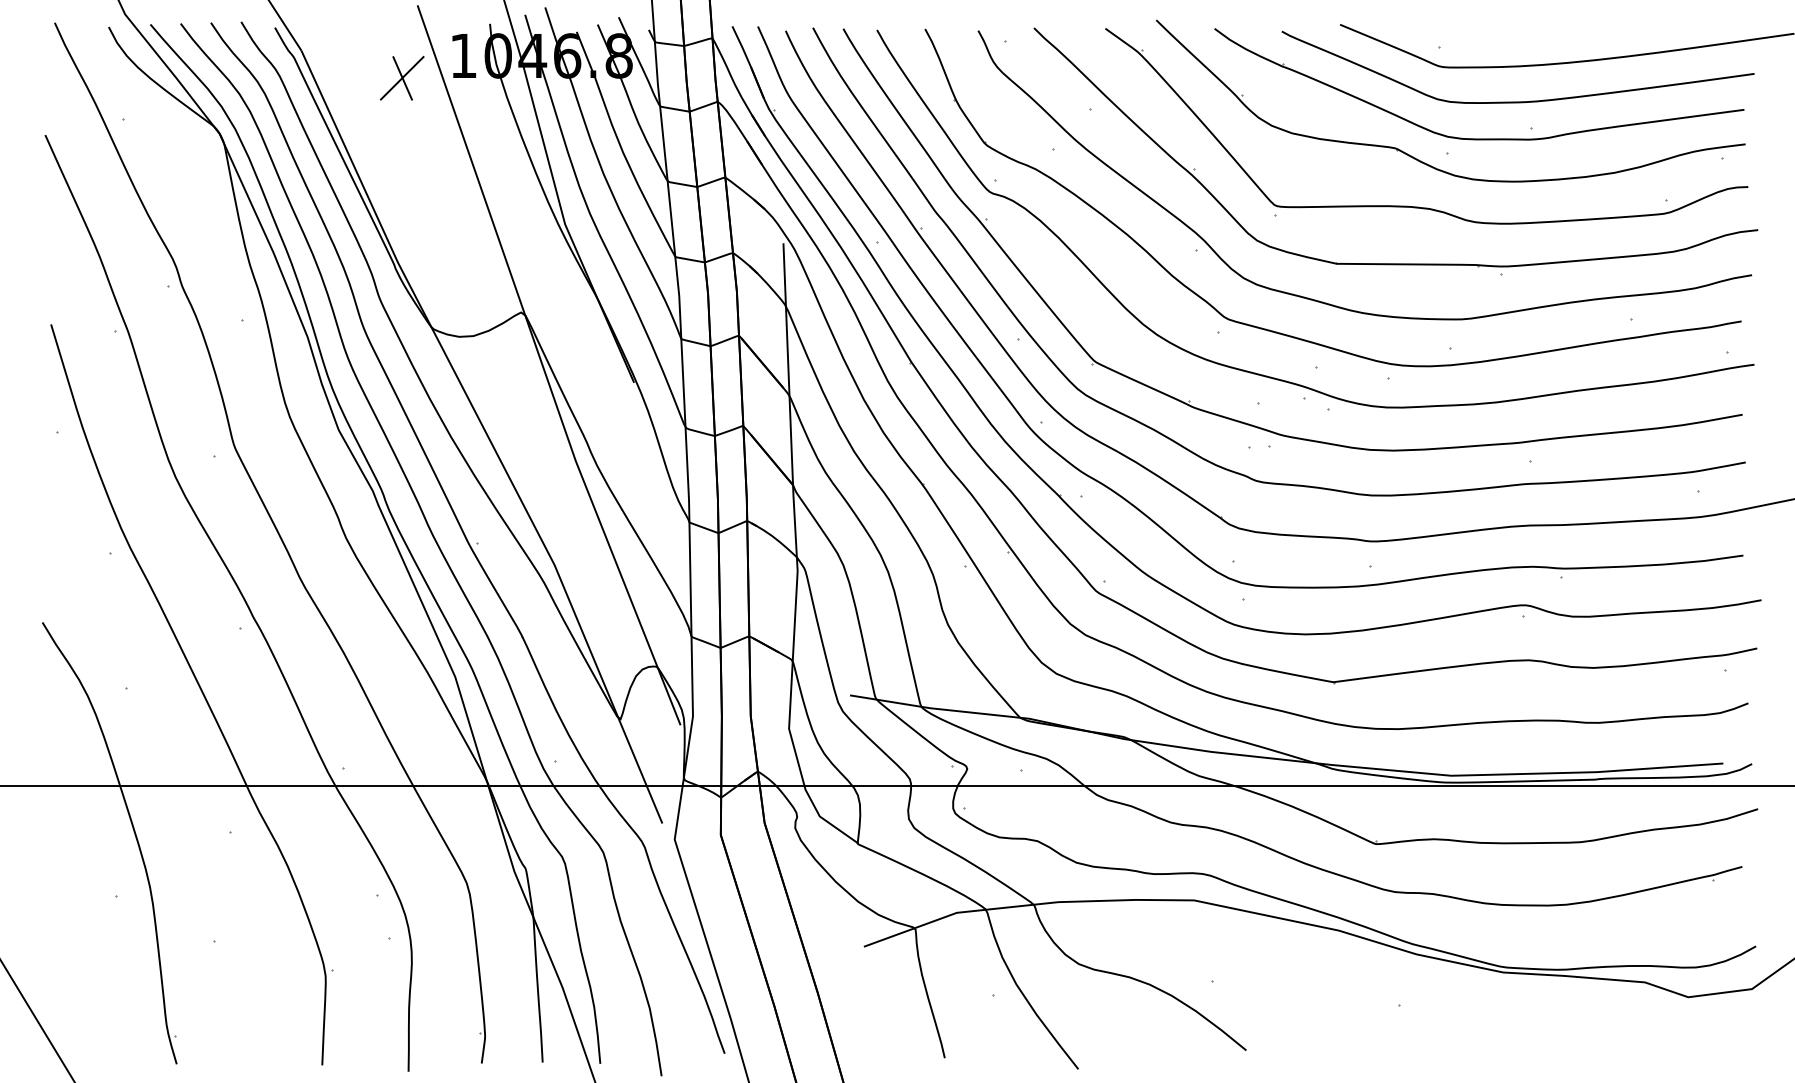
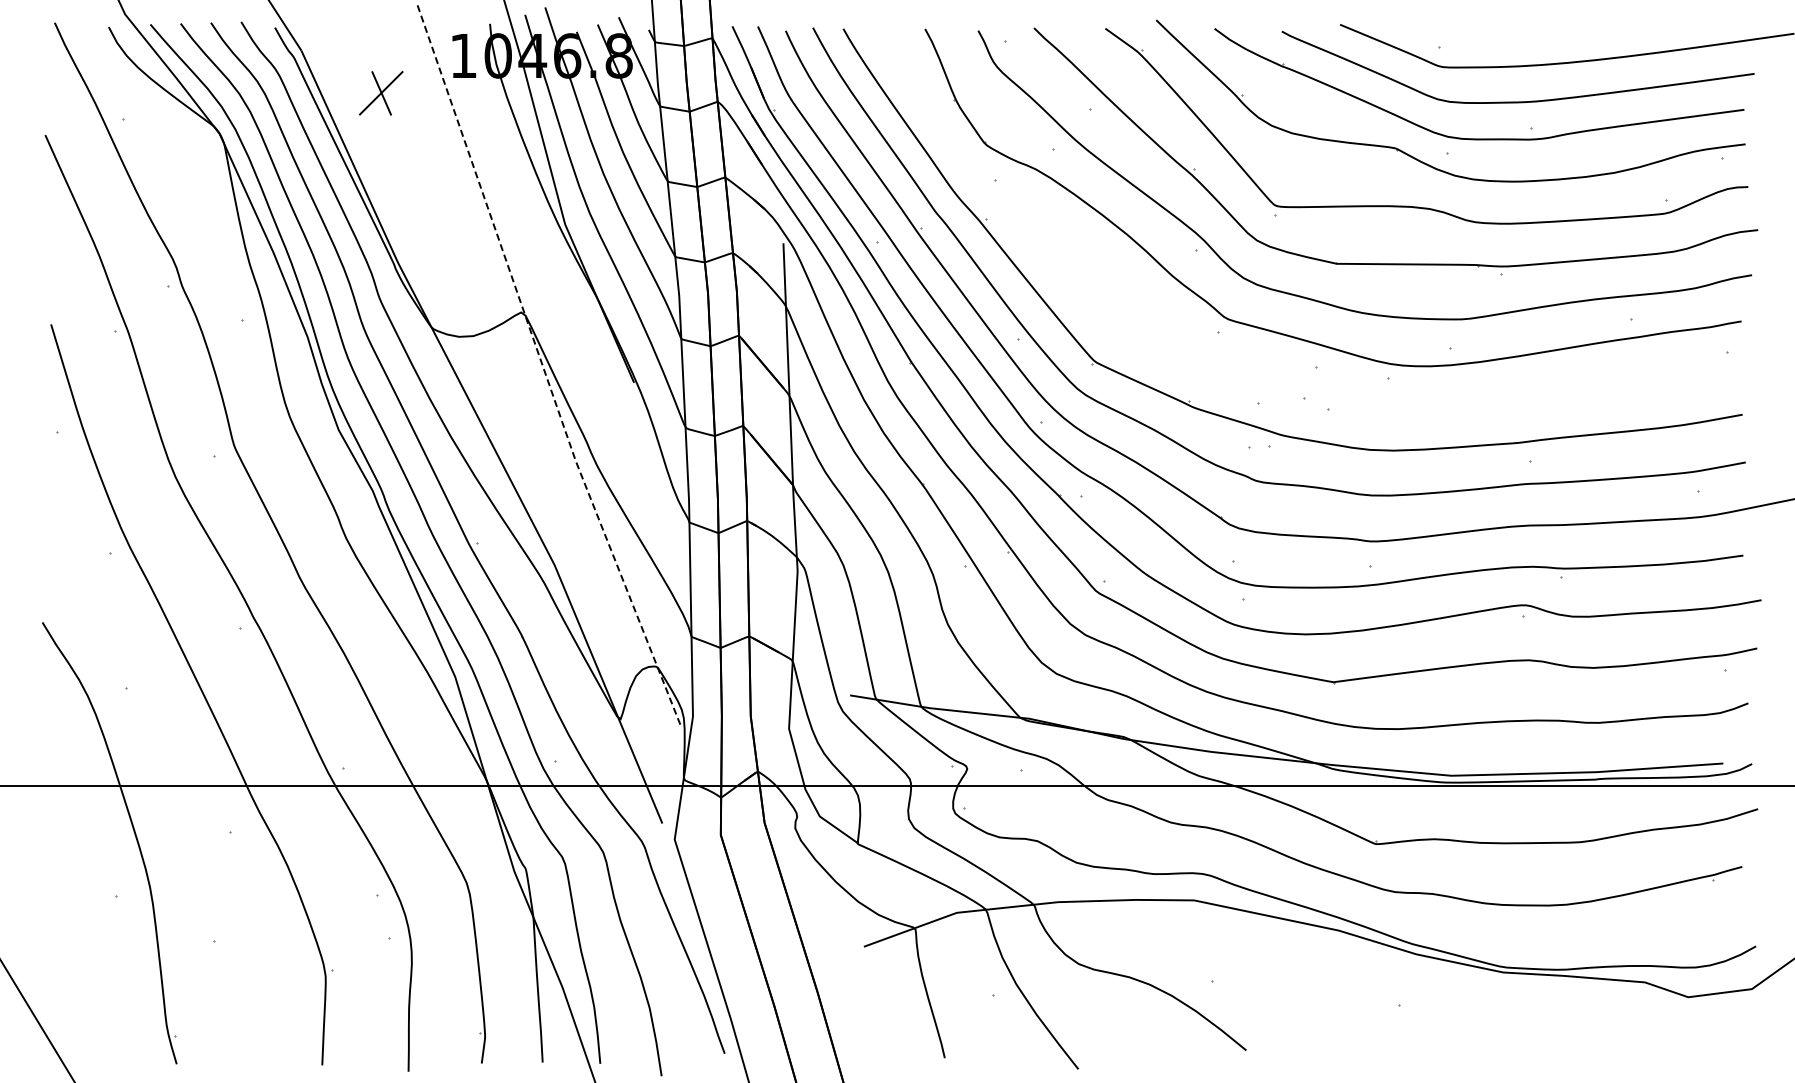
part position: (401, 77) -> (380, 92) (380, 92)
line: solid -> dashed (543, 368)
curve: present -> none (1271, 376)
